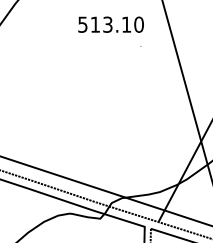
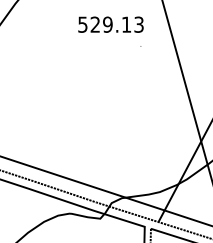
text: 513.10 -> 529.13 (116, 24)
